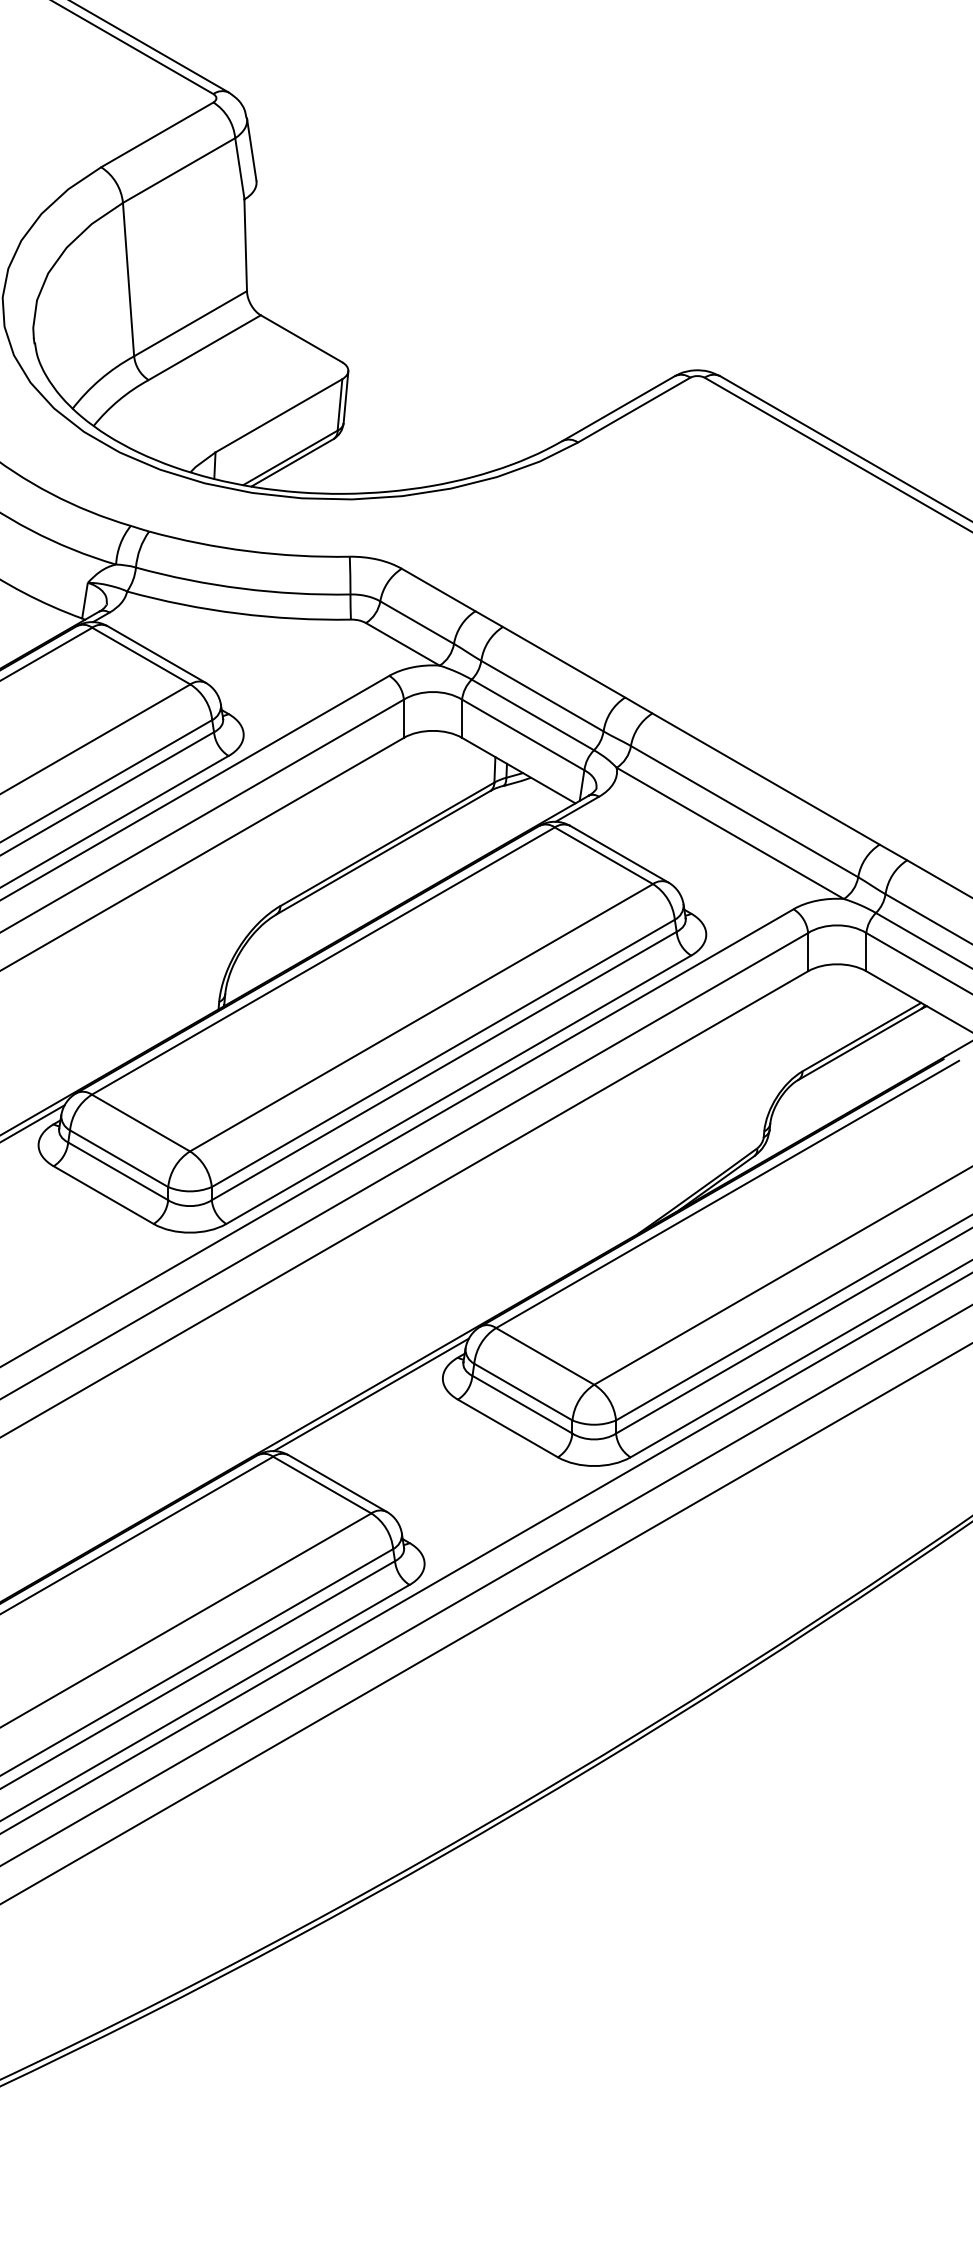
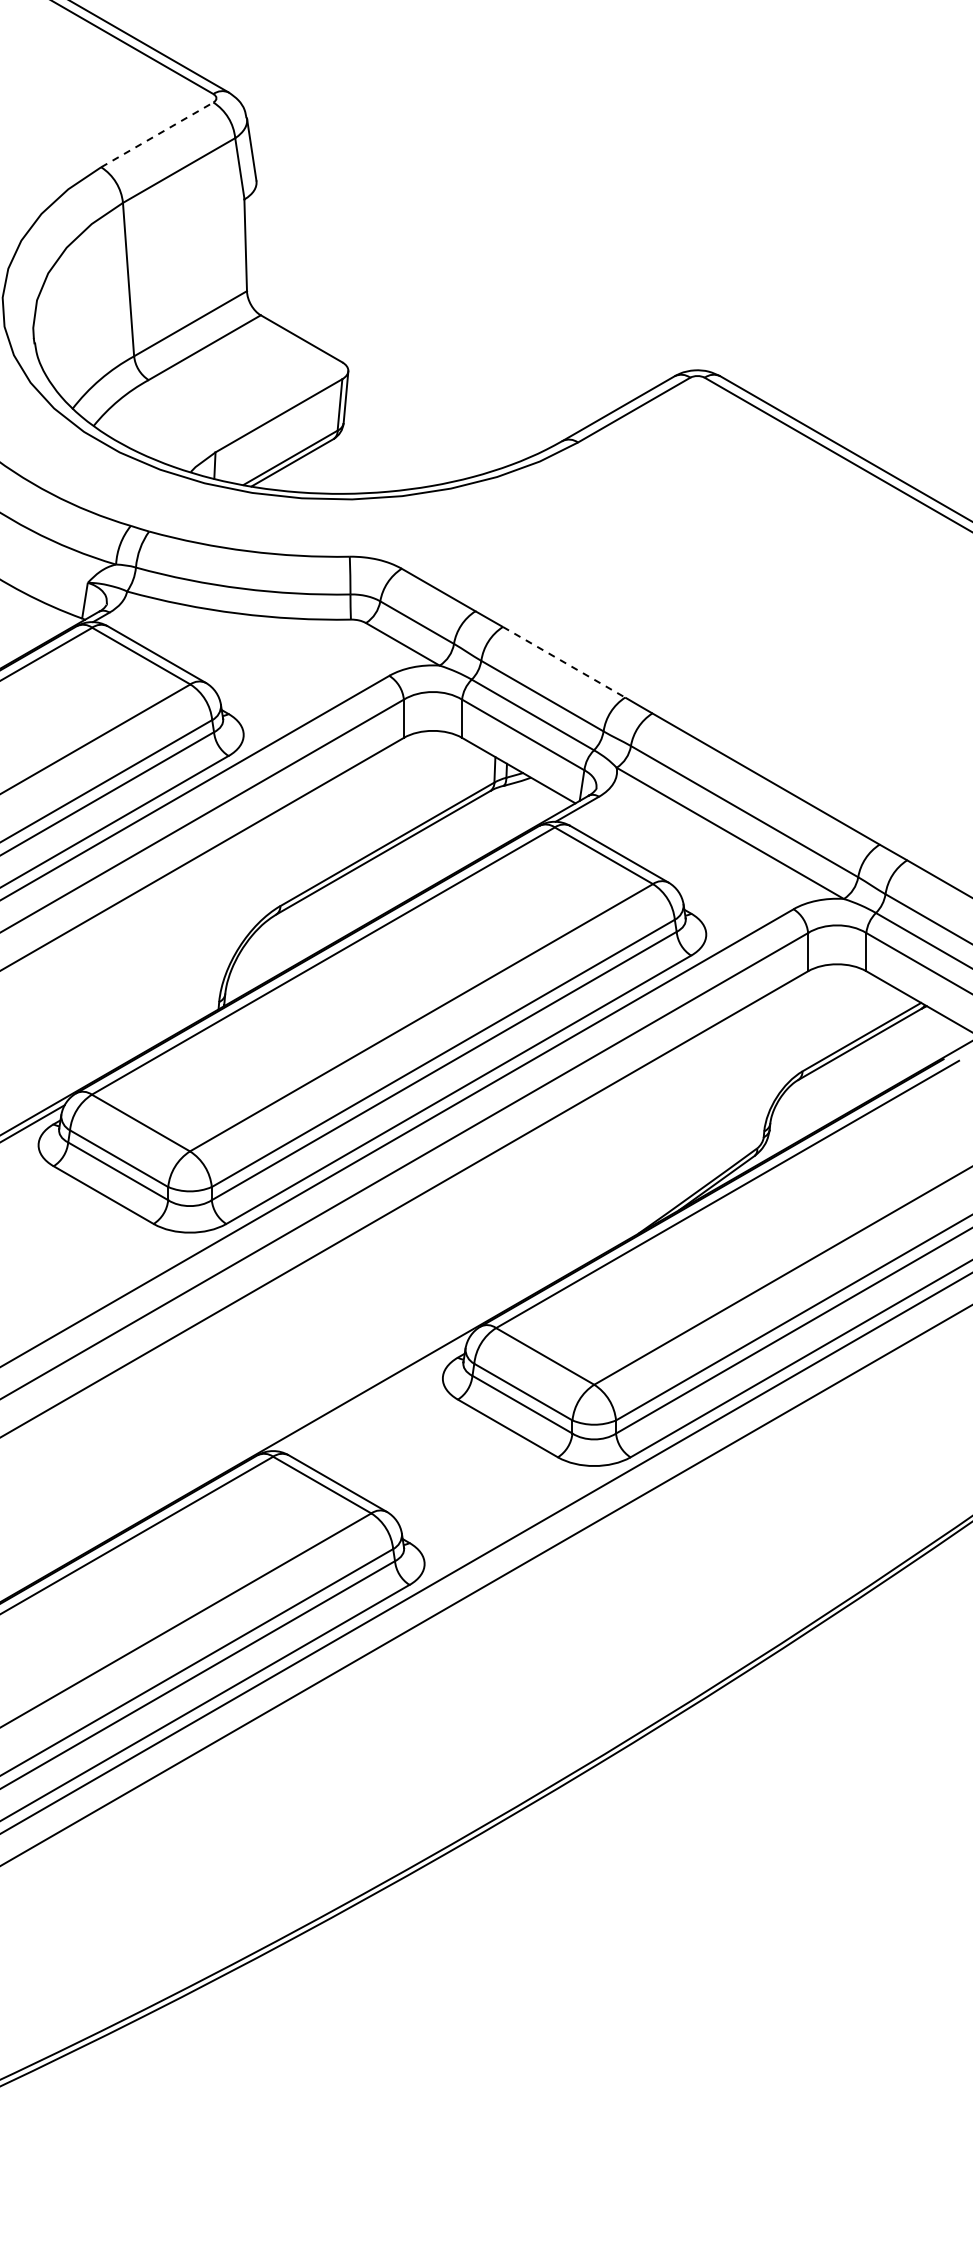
line: solid -> dashed (157, 134)
line: solid -> dashed (564, 662)
line: present -> none (371, 1394)
line: present -> none (485, 1623)
